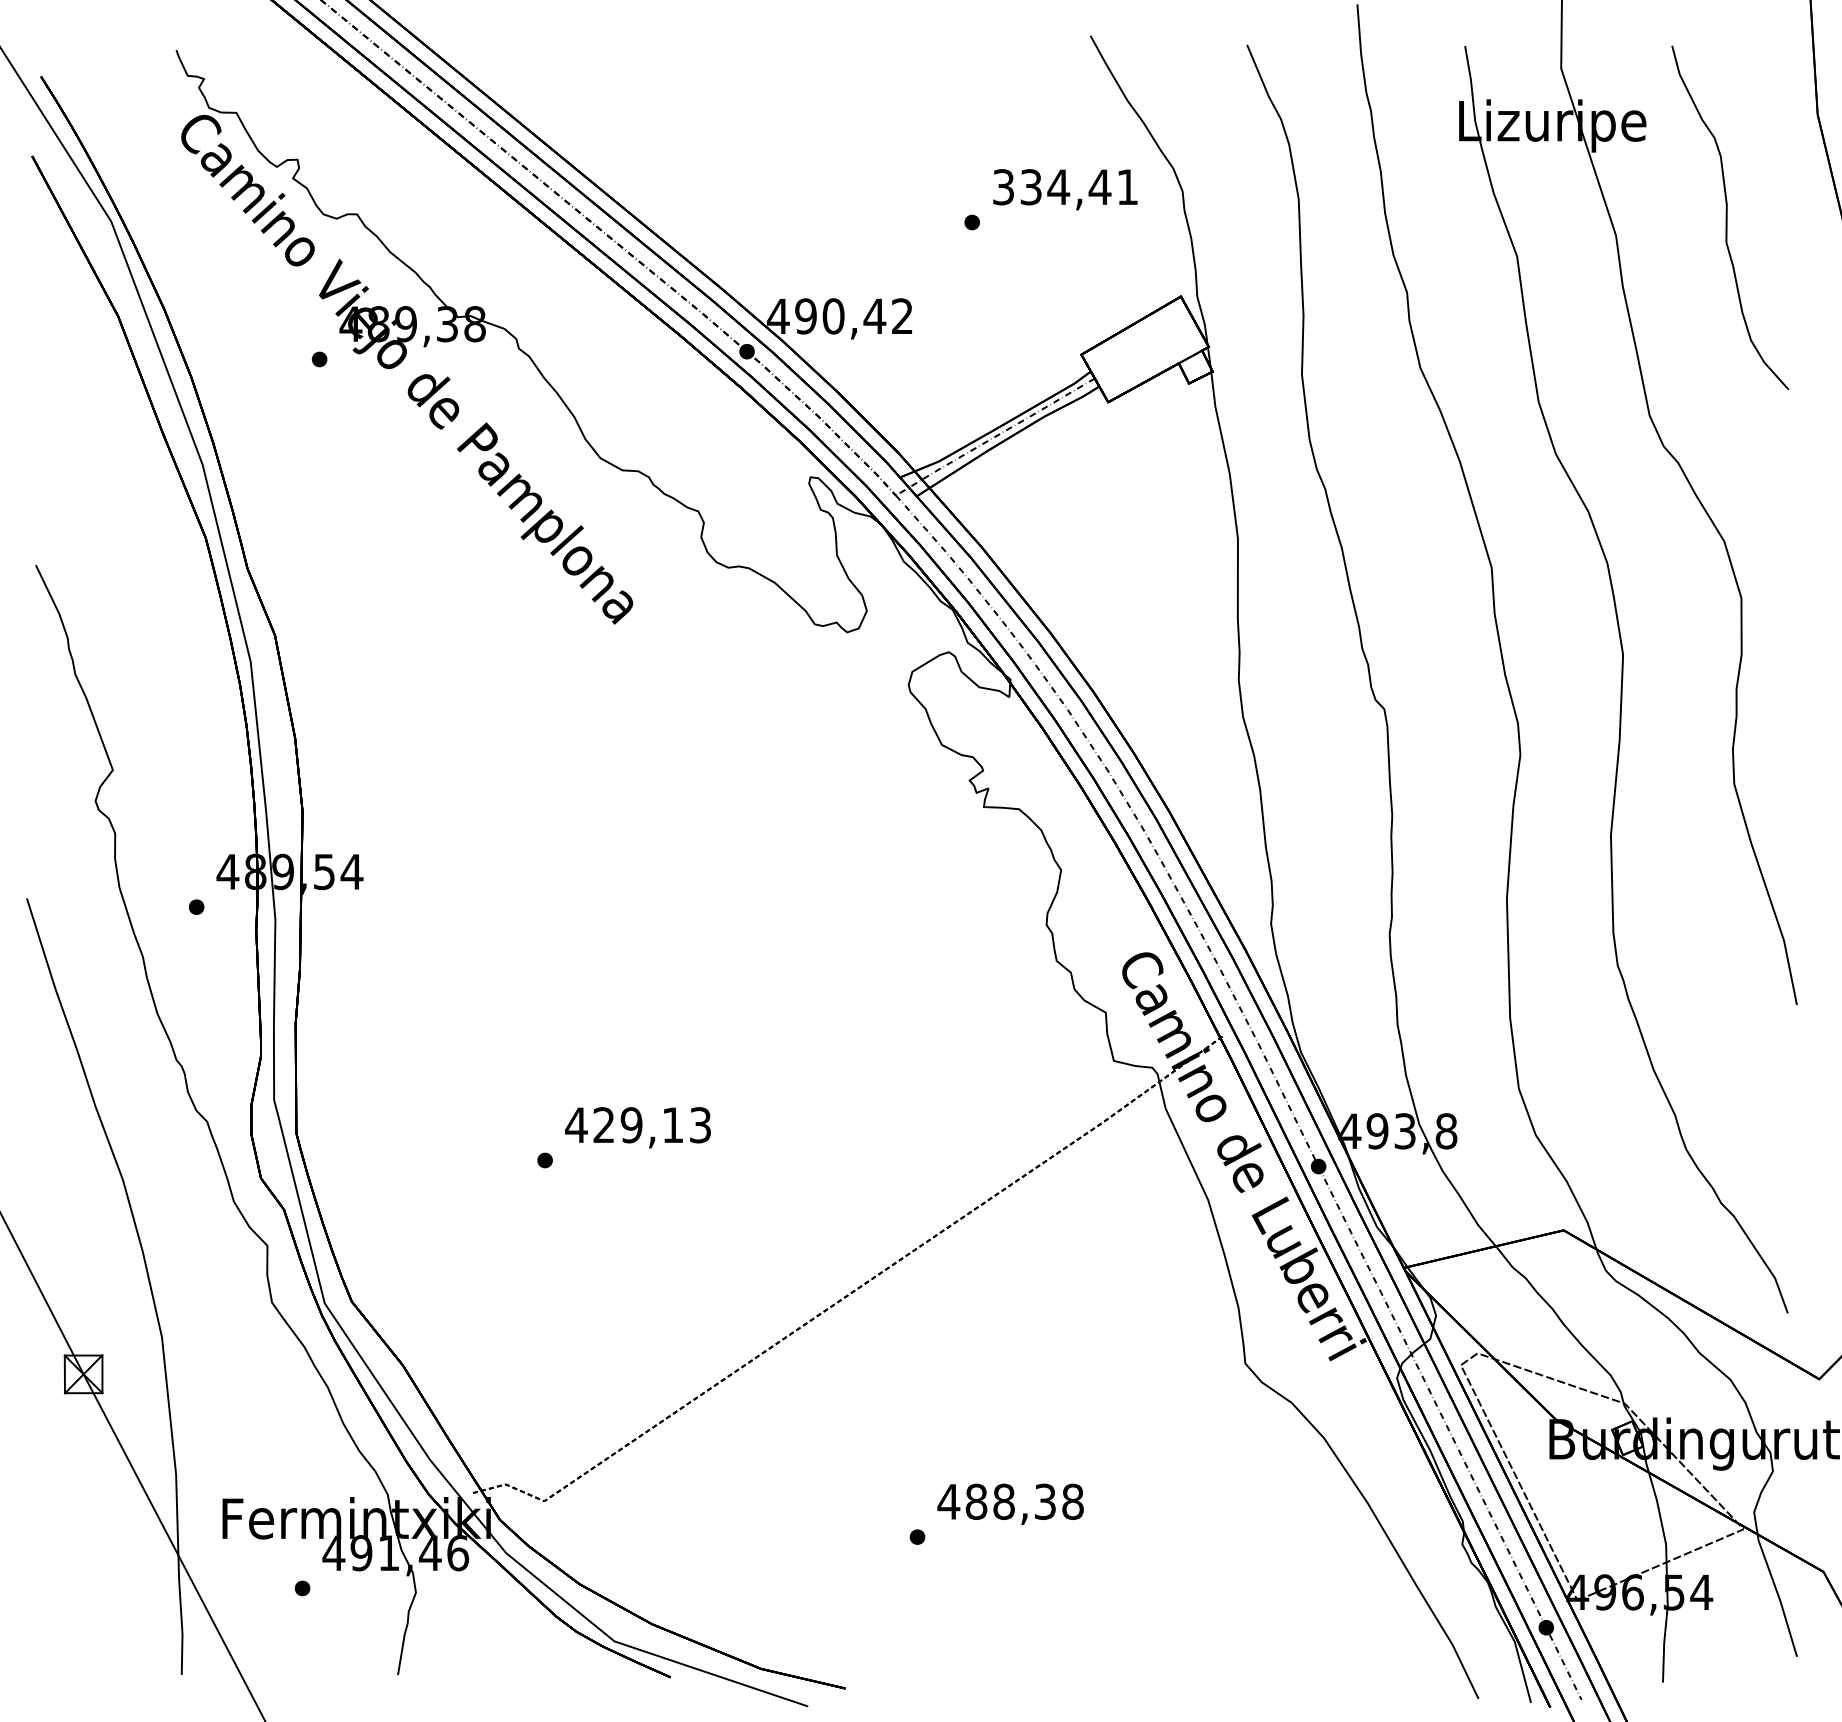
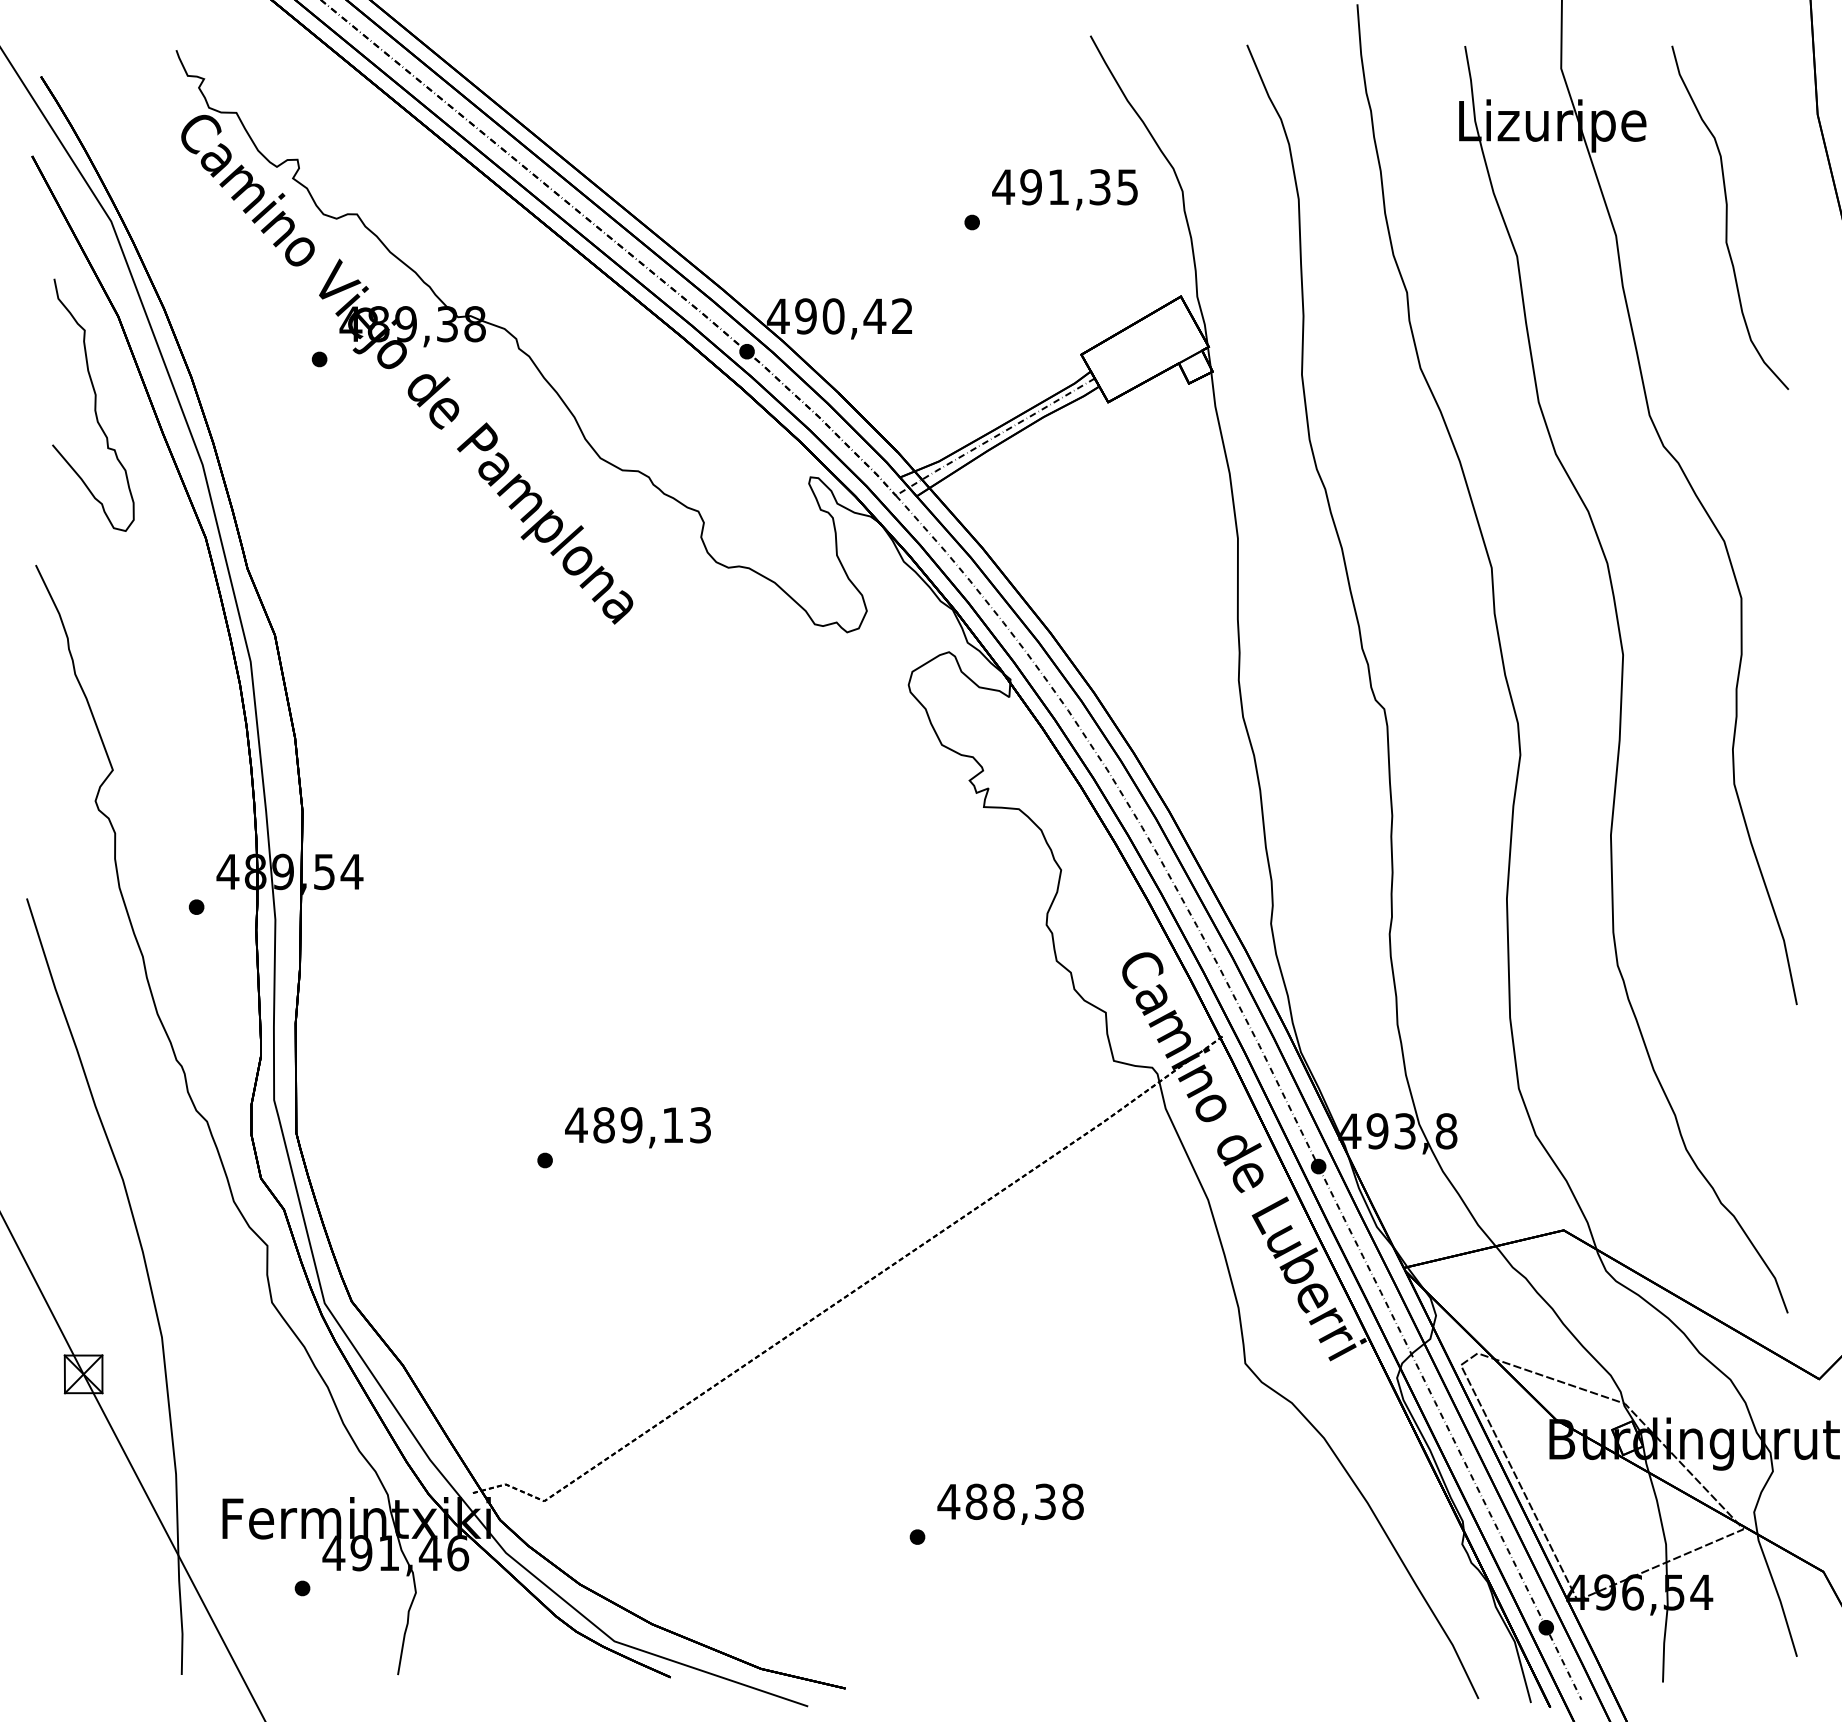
text: 334,41 -> 491,35 (1064, 187)
curve: none -> present (94, 404)
text: 429,13 -> 489,13 (603, 1125)
